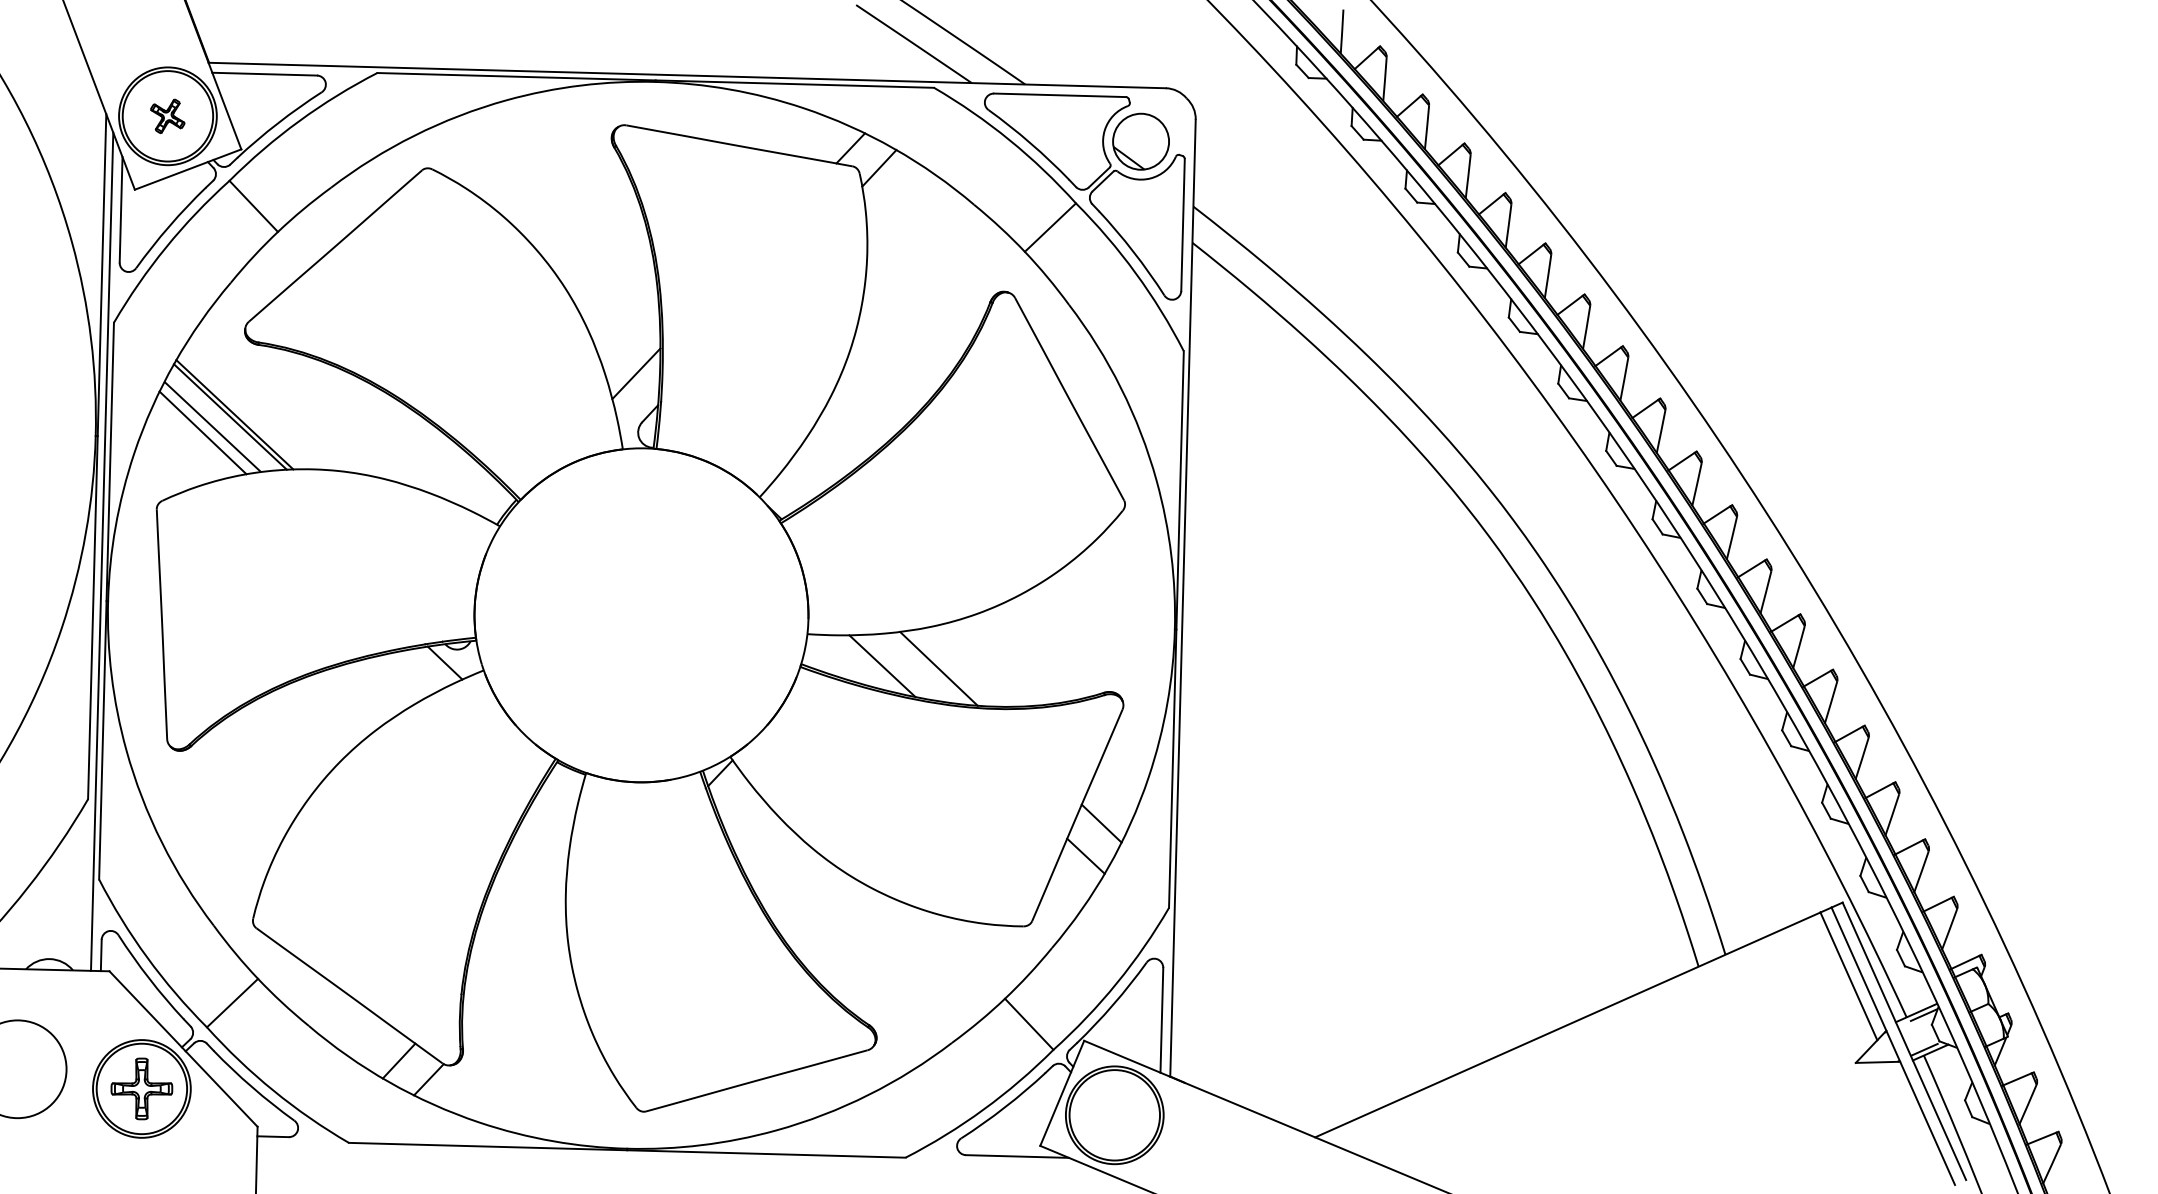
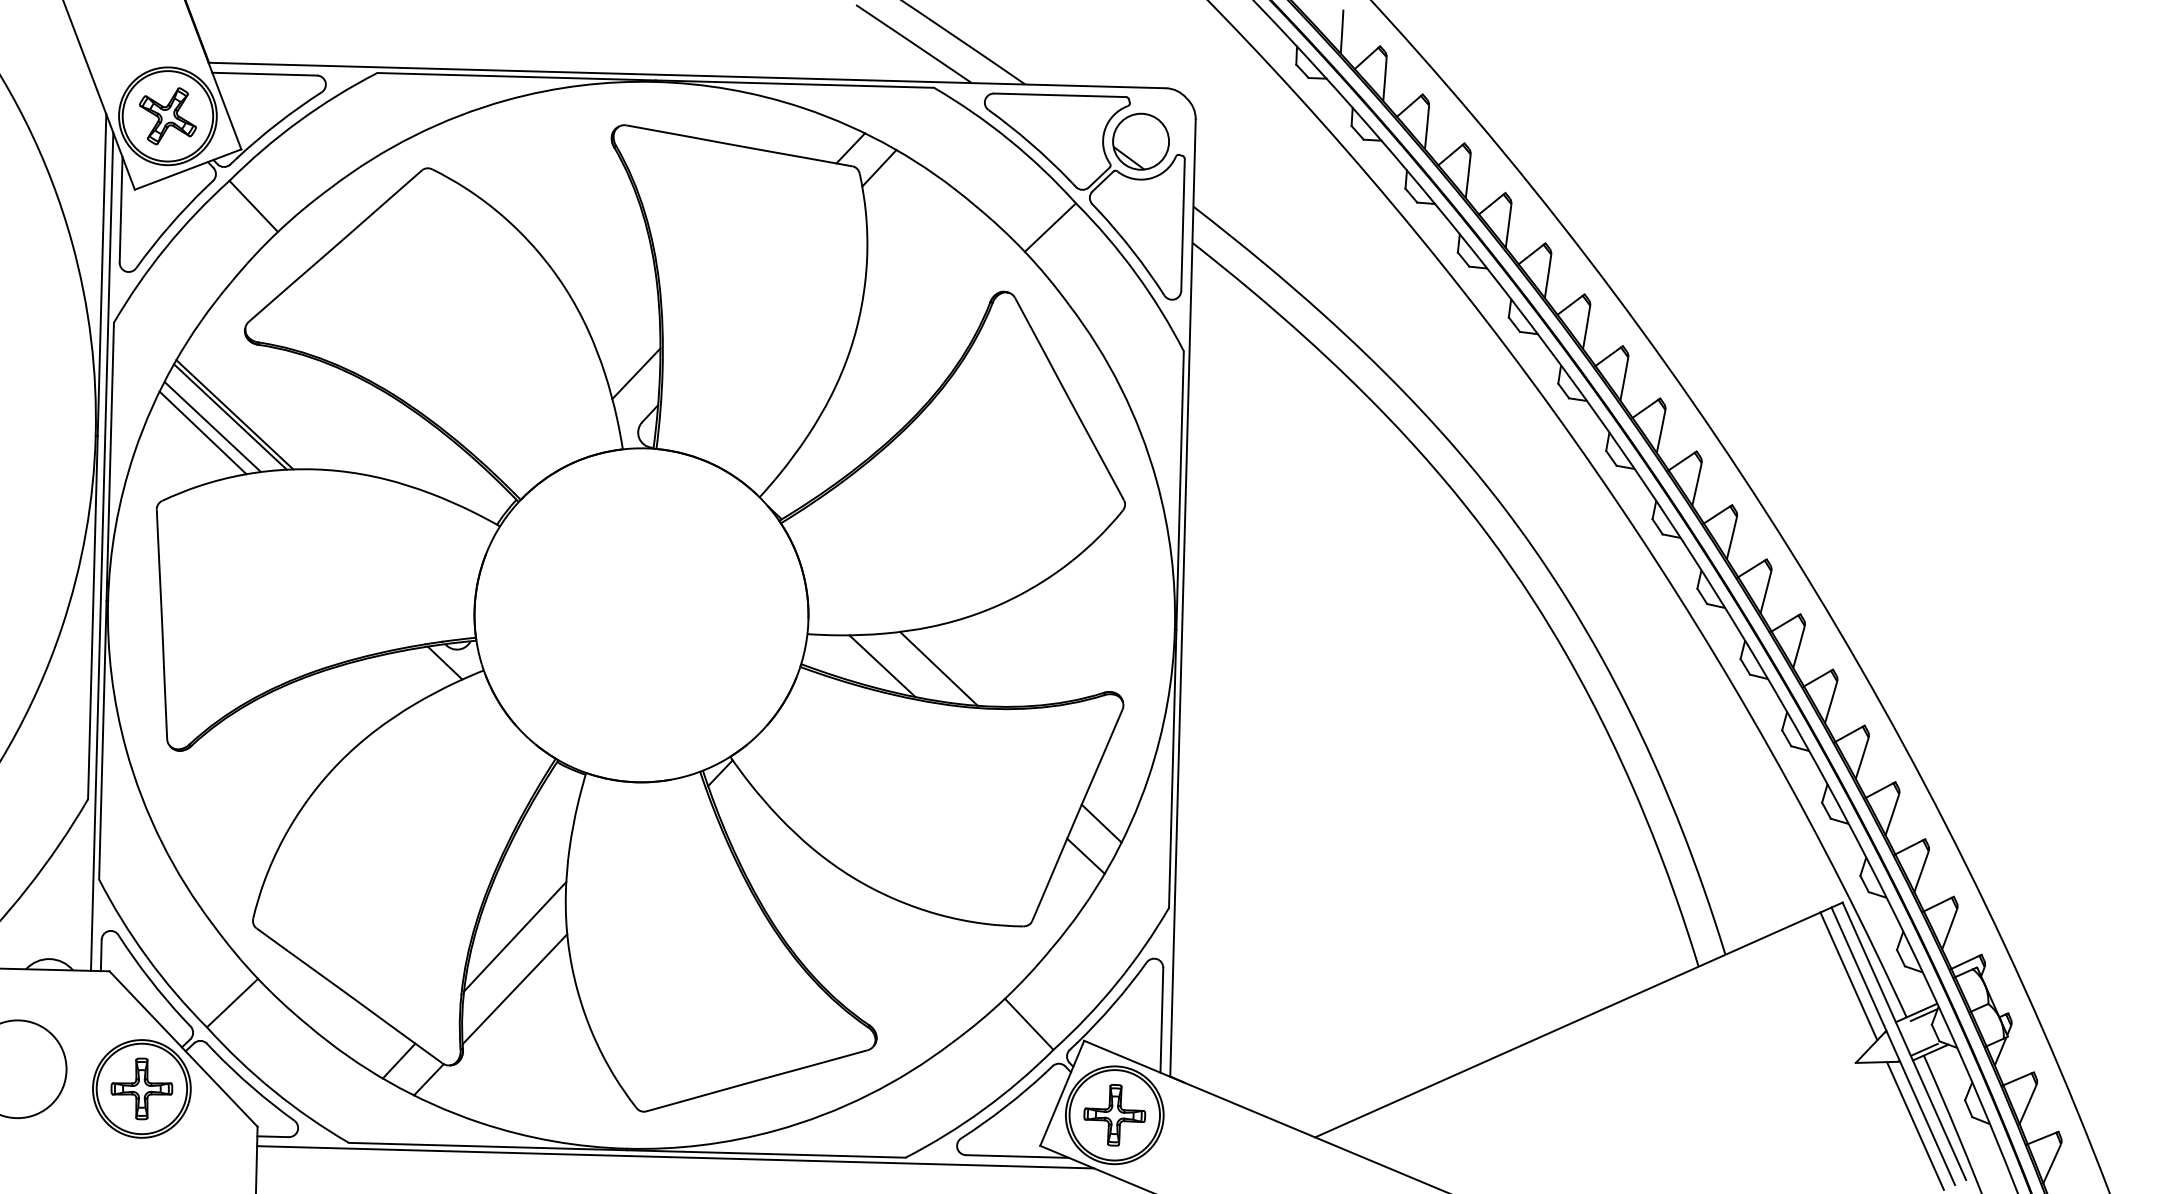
part size: 36x37 px -> 59x59 px (167, 116)
line: none -> present (515, 936)
line: none -> present (514, 989)
part: none -> present (1114, 1115)
line: none -> present (1915, 1125)
line: none -> present (675, 1157)
